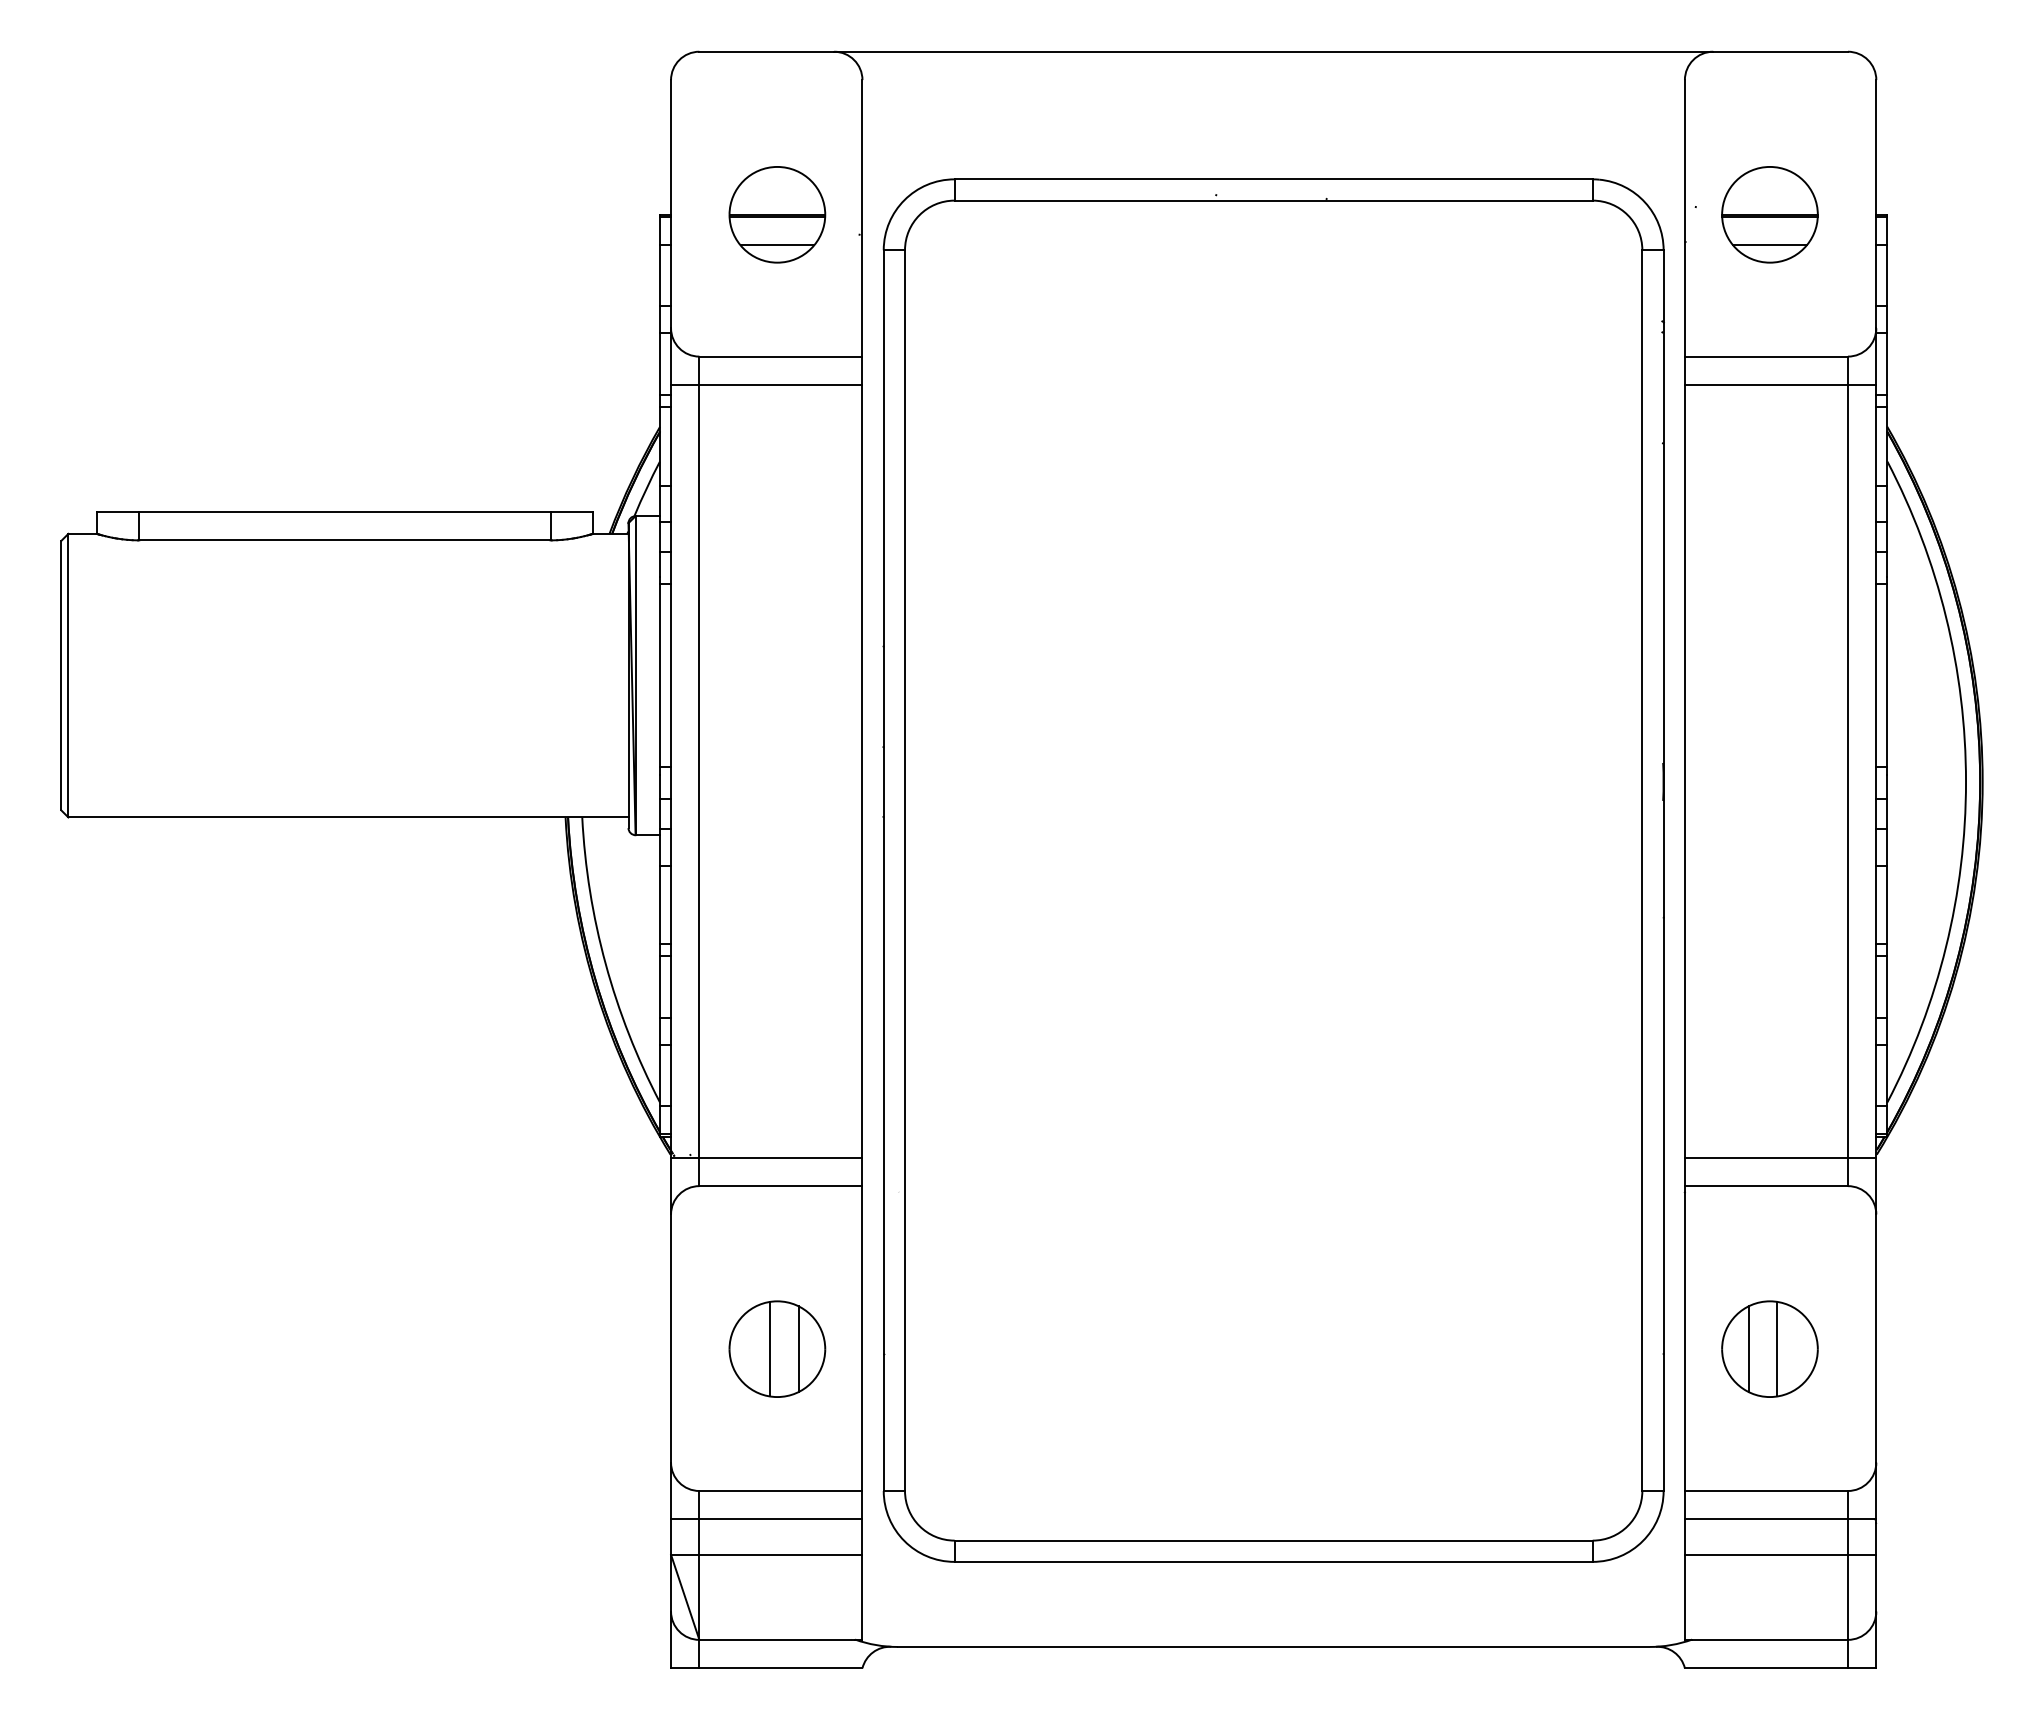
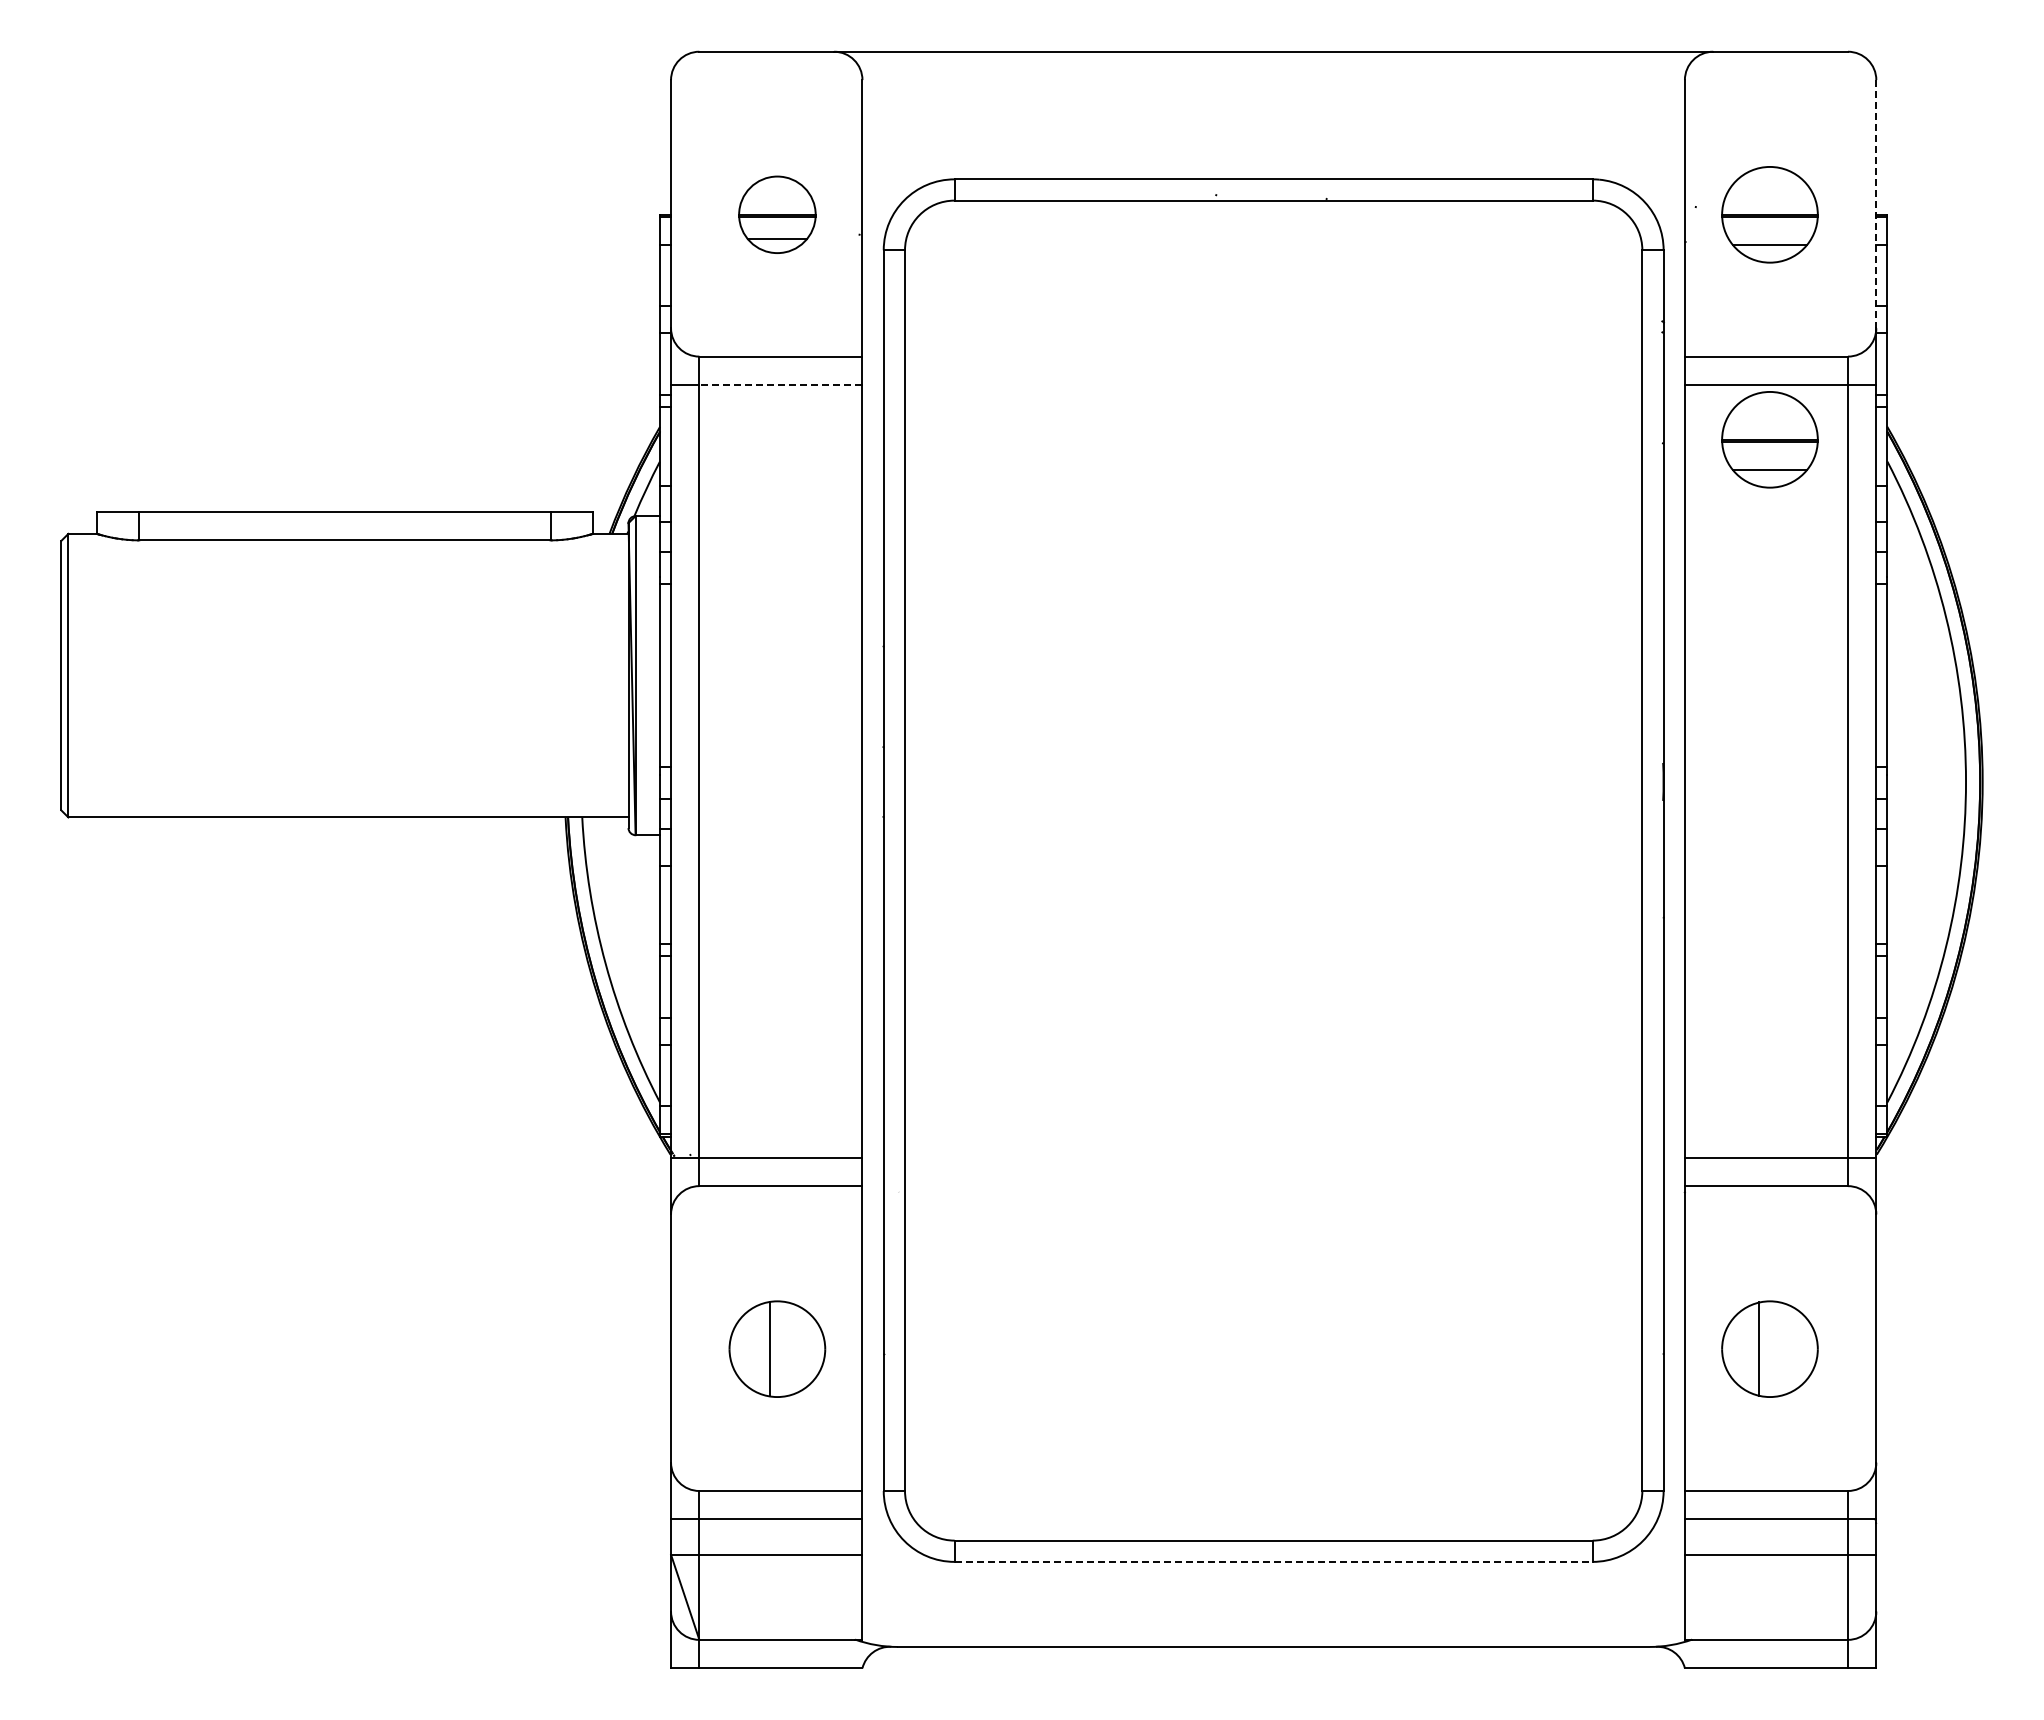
line: solid -> dashed (1876, 204)
part size: 99x98 px -> 79x79 px (777, 214)
line: solid -> dashed (780, 384)
part: none -> present (1769, 439)
line position: (1777, 1348) -> (1759, 1348) (1759, 1348)
line: present -> none (798, 1349)
line: present -> none (1748, 1349)
line: solid -> dashed (1273, 1561)
